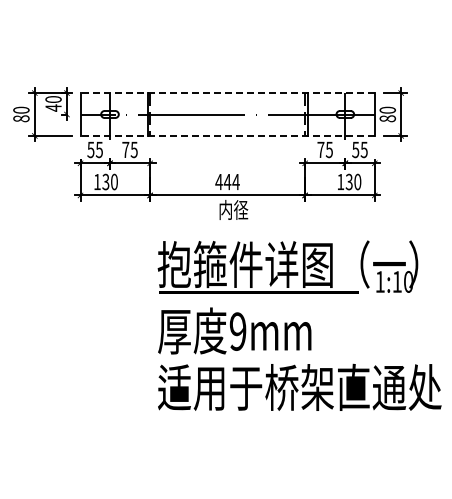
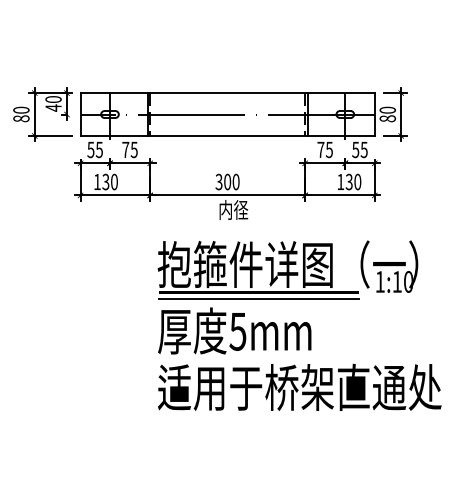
line: dashed -> solid (227, 93)
line: dashed -> solid (227, 135)
text: 444 -> 300 (227, 181)
line: none -> present (258, 299)
text: 9mm -> 5mm (237, 331)
